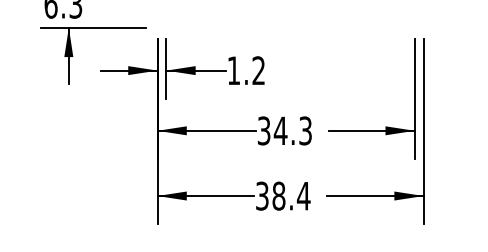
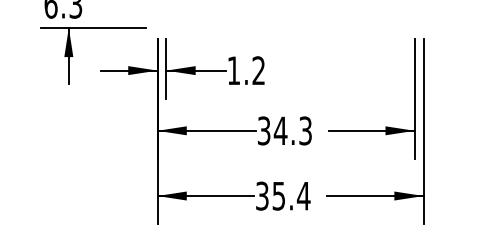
text: 38.4 -> 35.4 (278, 195)
